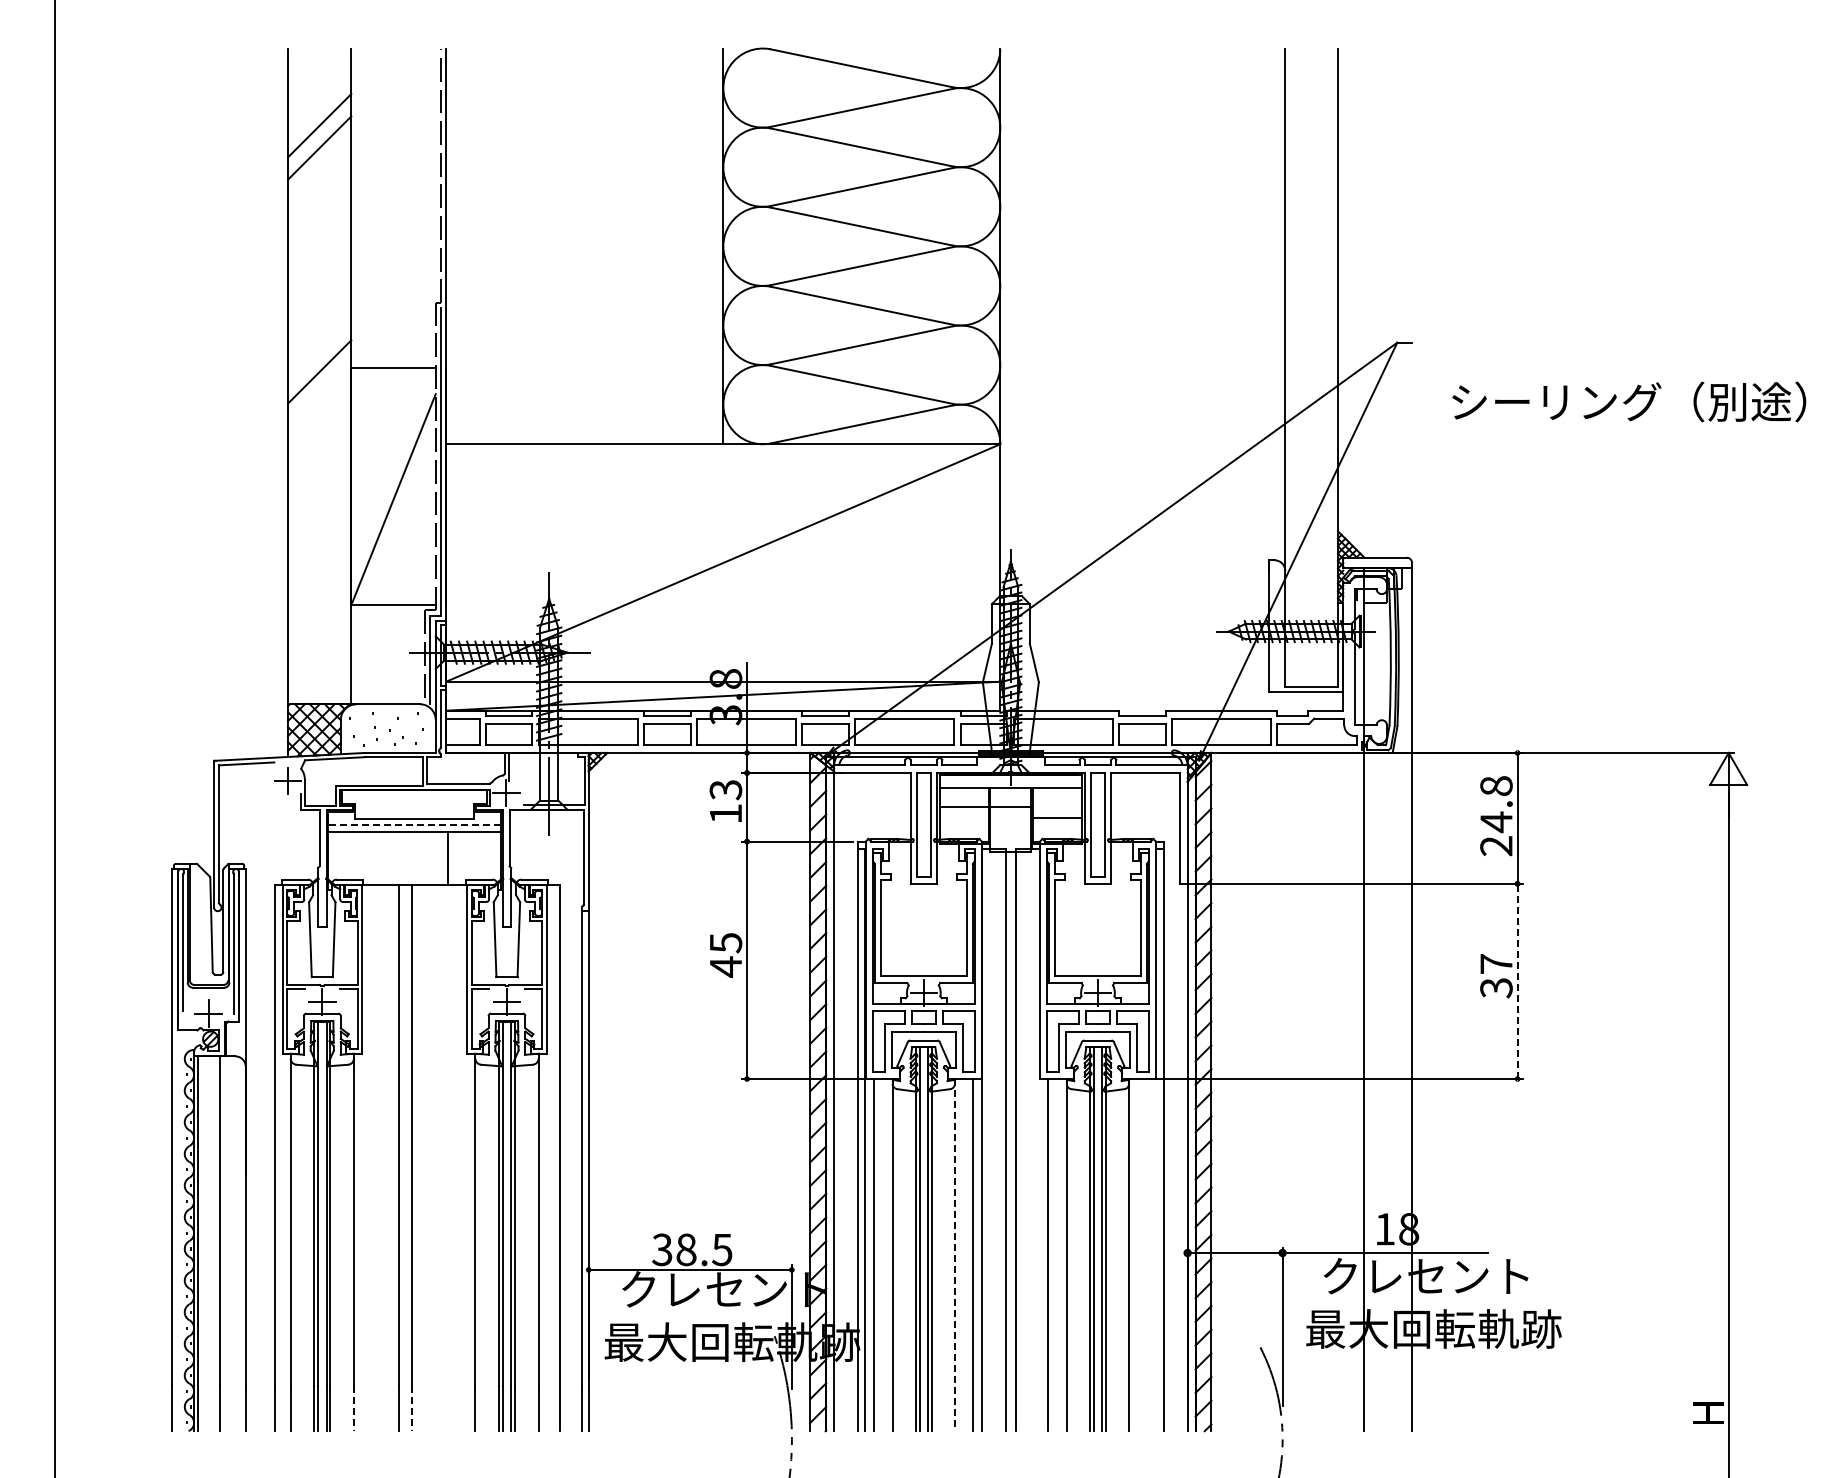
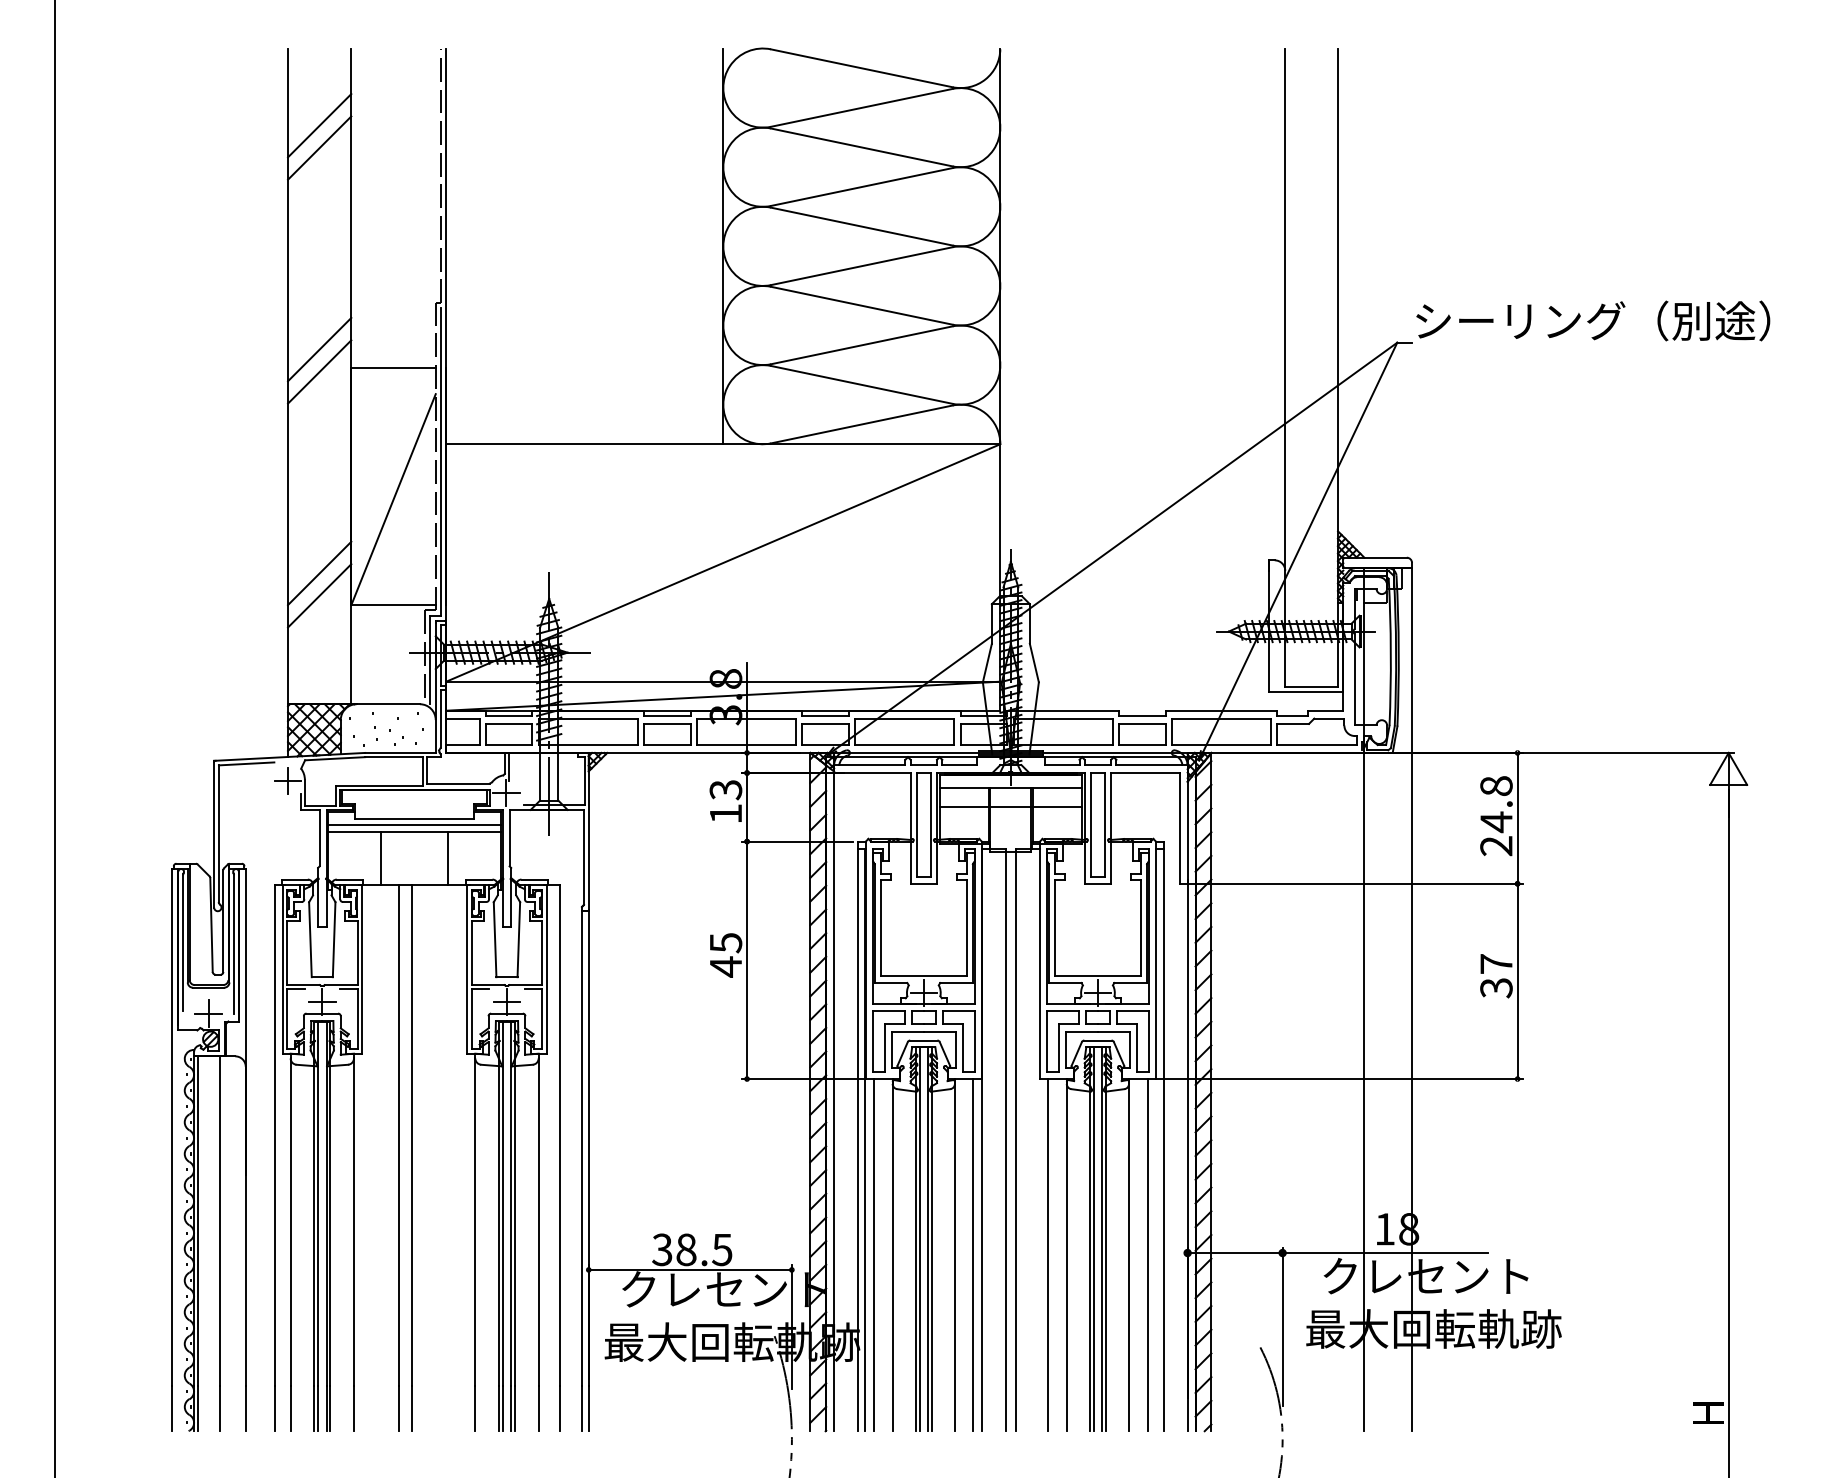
line: none -> present (319, 349)
text position: (1629, 401) -> (1593, 320) (1593, 320)
line: none -> present (319, 573)
line: none -> present (319, 595)
line position: (1057, 817) -> (1057, 806) (1057, 806)
line: dashed -> solid (414, 824)
line: none -> present (380, 858)
line: dashed -> solid (1517, 981)
line: dashed -> solid (954, 1255)
line: none -> present (1147, 1255)
line: dashed -> solid (353, 1408)
line: dashed -> solid (412, 1408)
